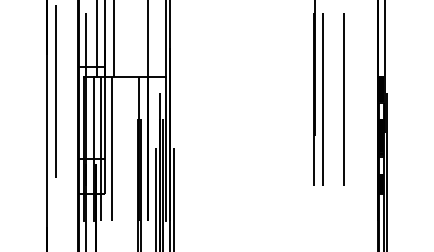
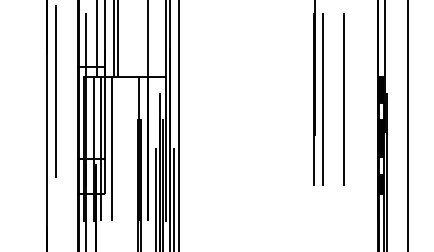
line: none -> present (117, 39)
line: none -> present (179, 125)
line: none -> present (408, 125)
